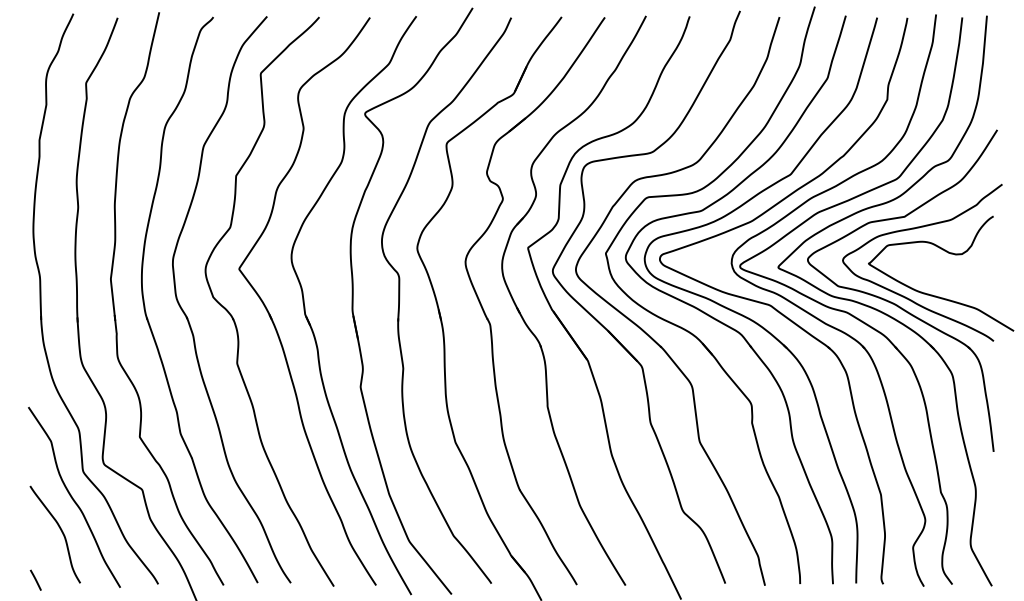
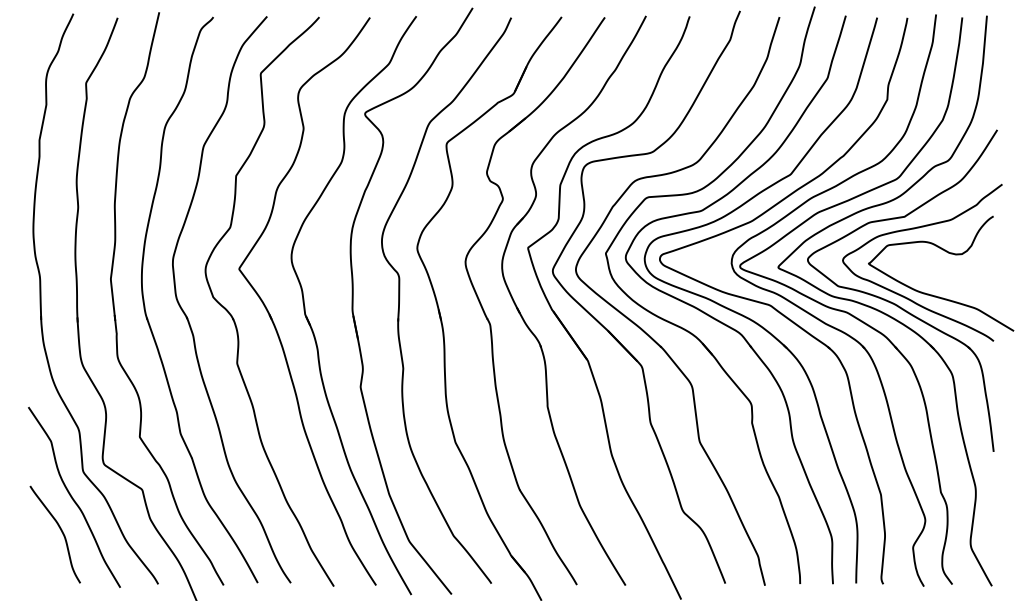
line: present -> none (35, 579)
